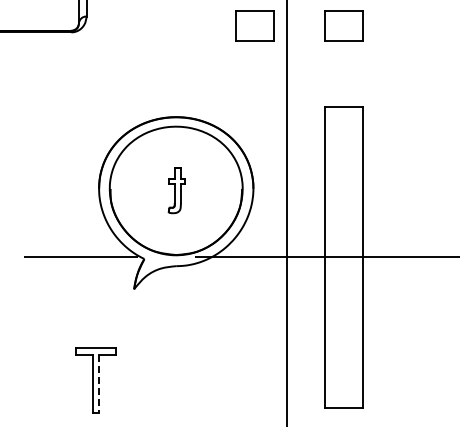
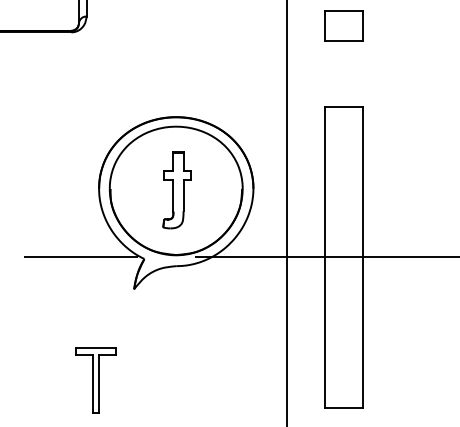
part: present -> none (254, 25)
part size: 19x48 px -> 30x79 px (176, 190)
line: dashed -> solid (99, 384)
